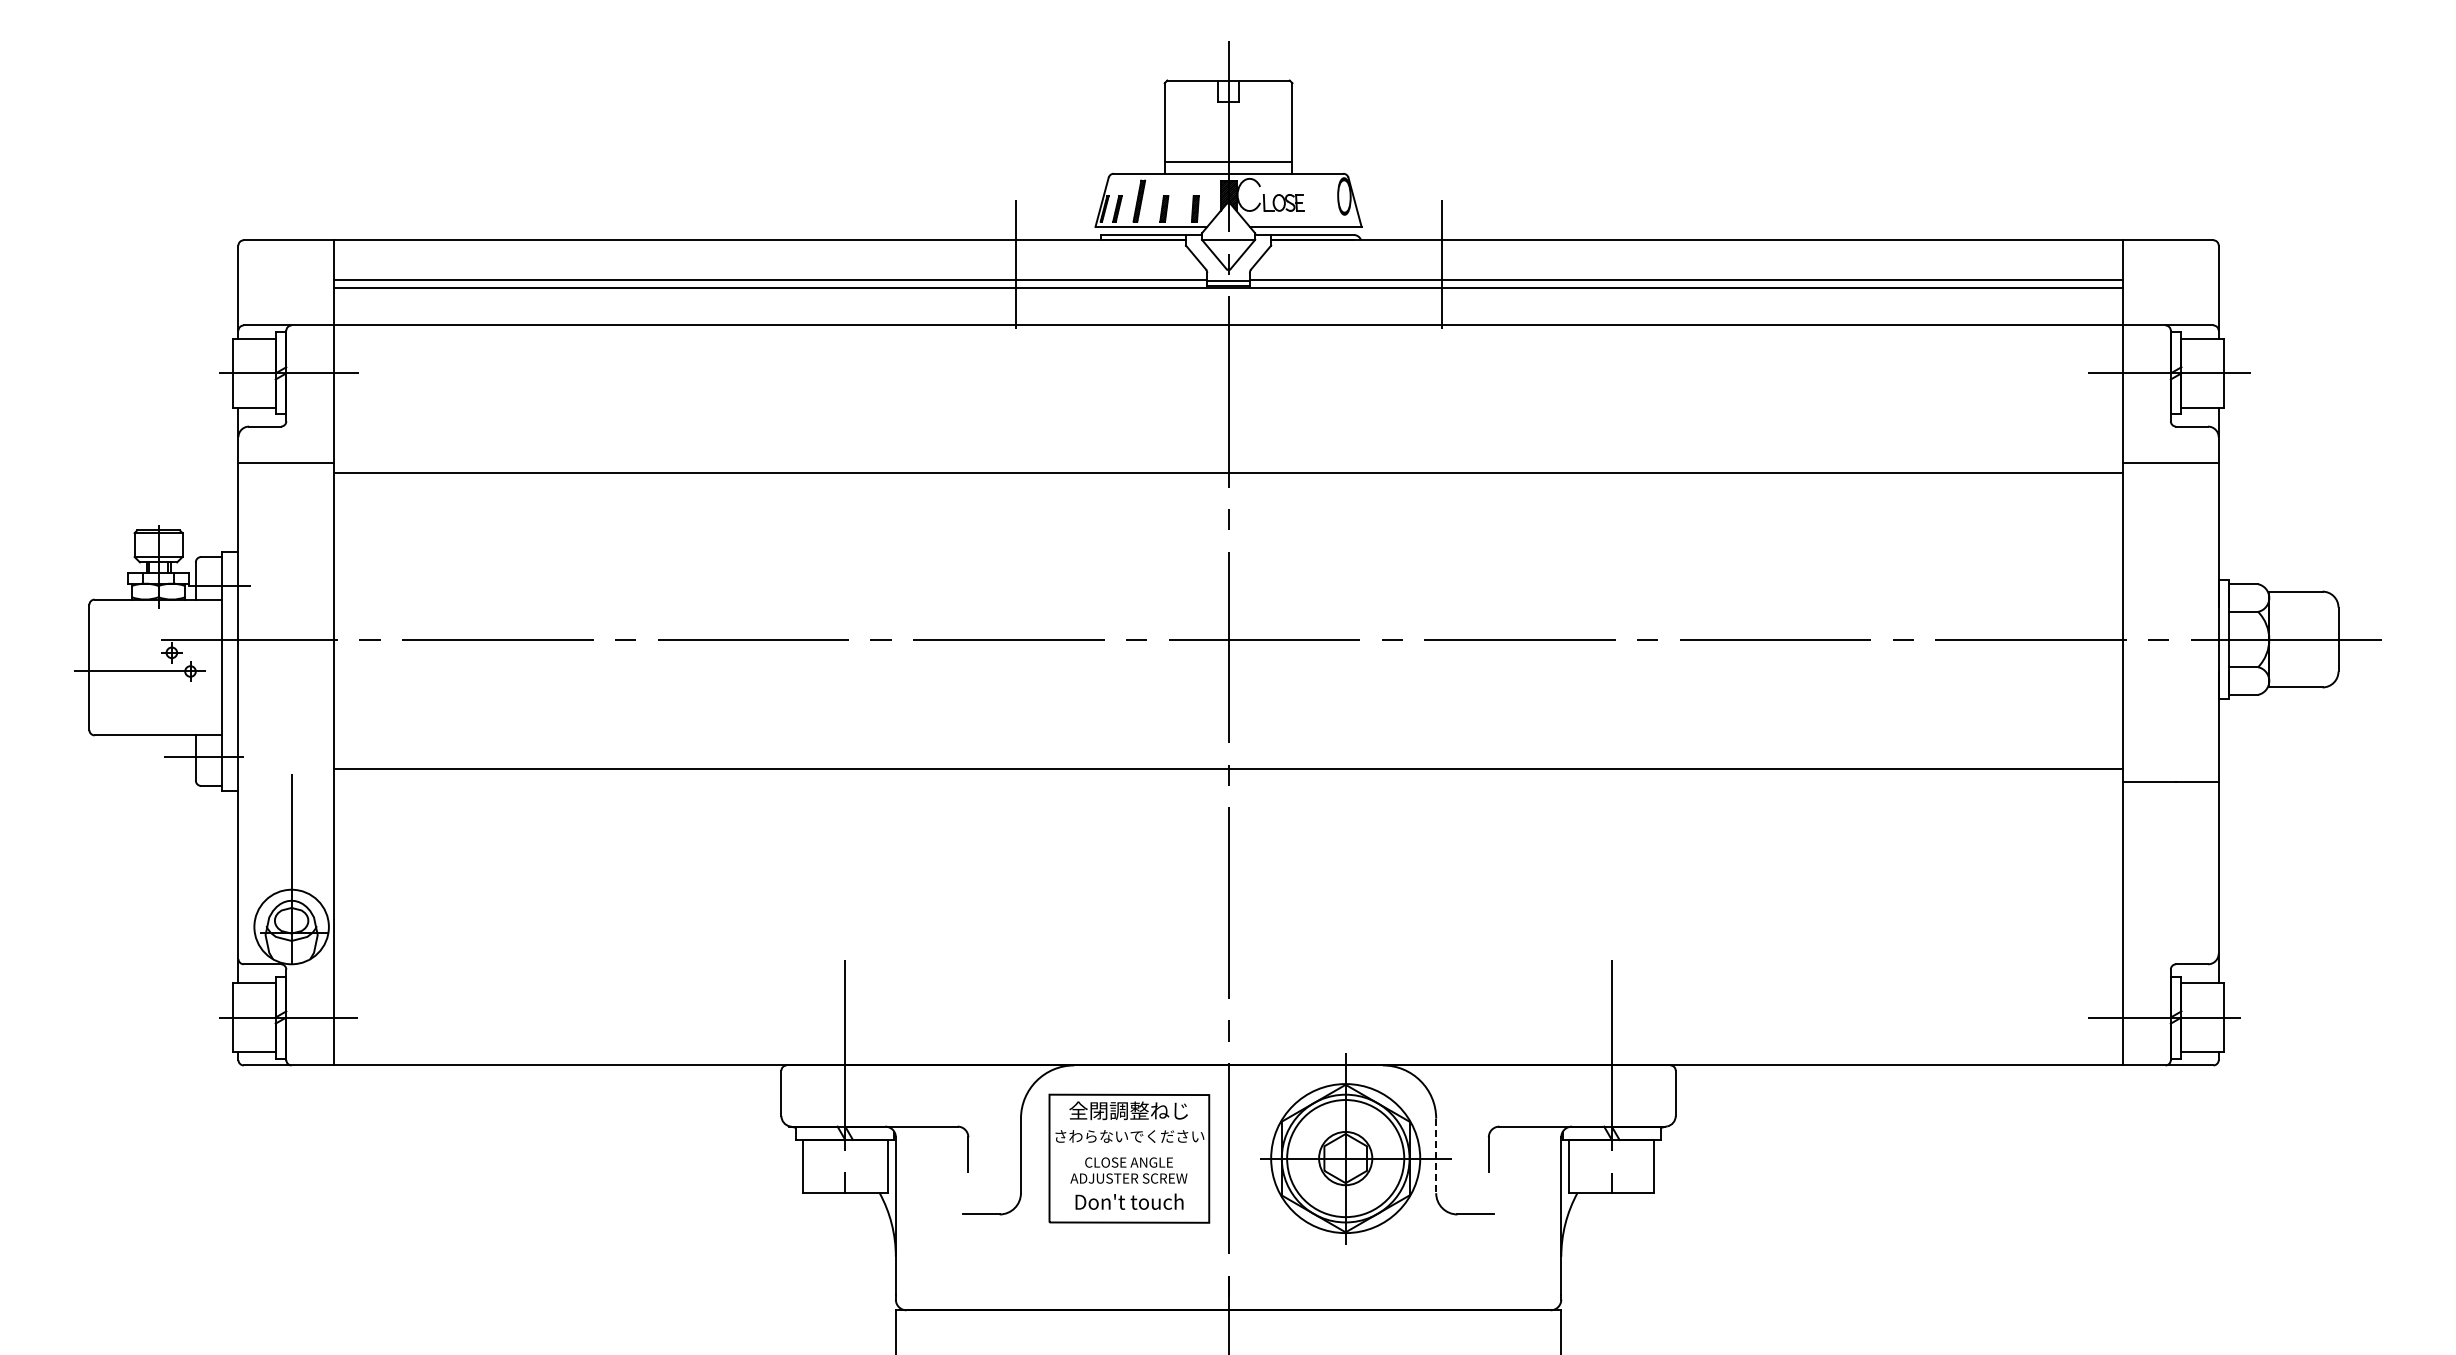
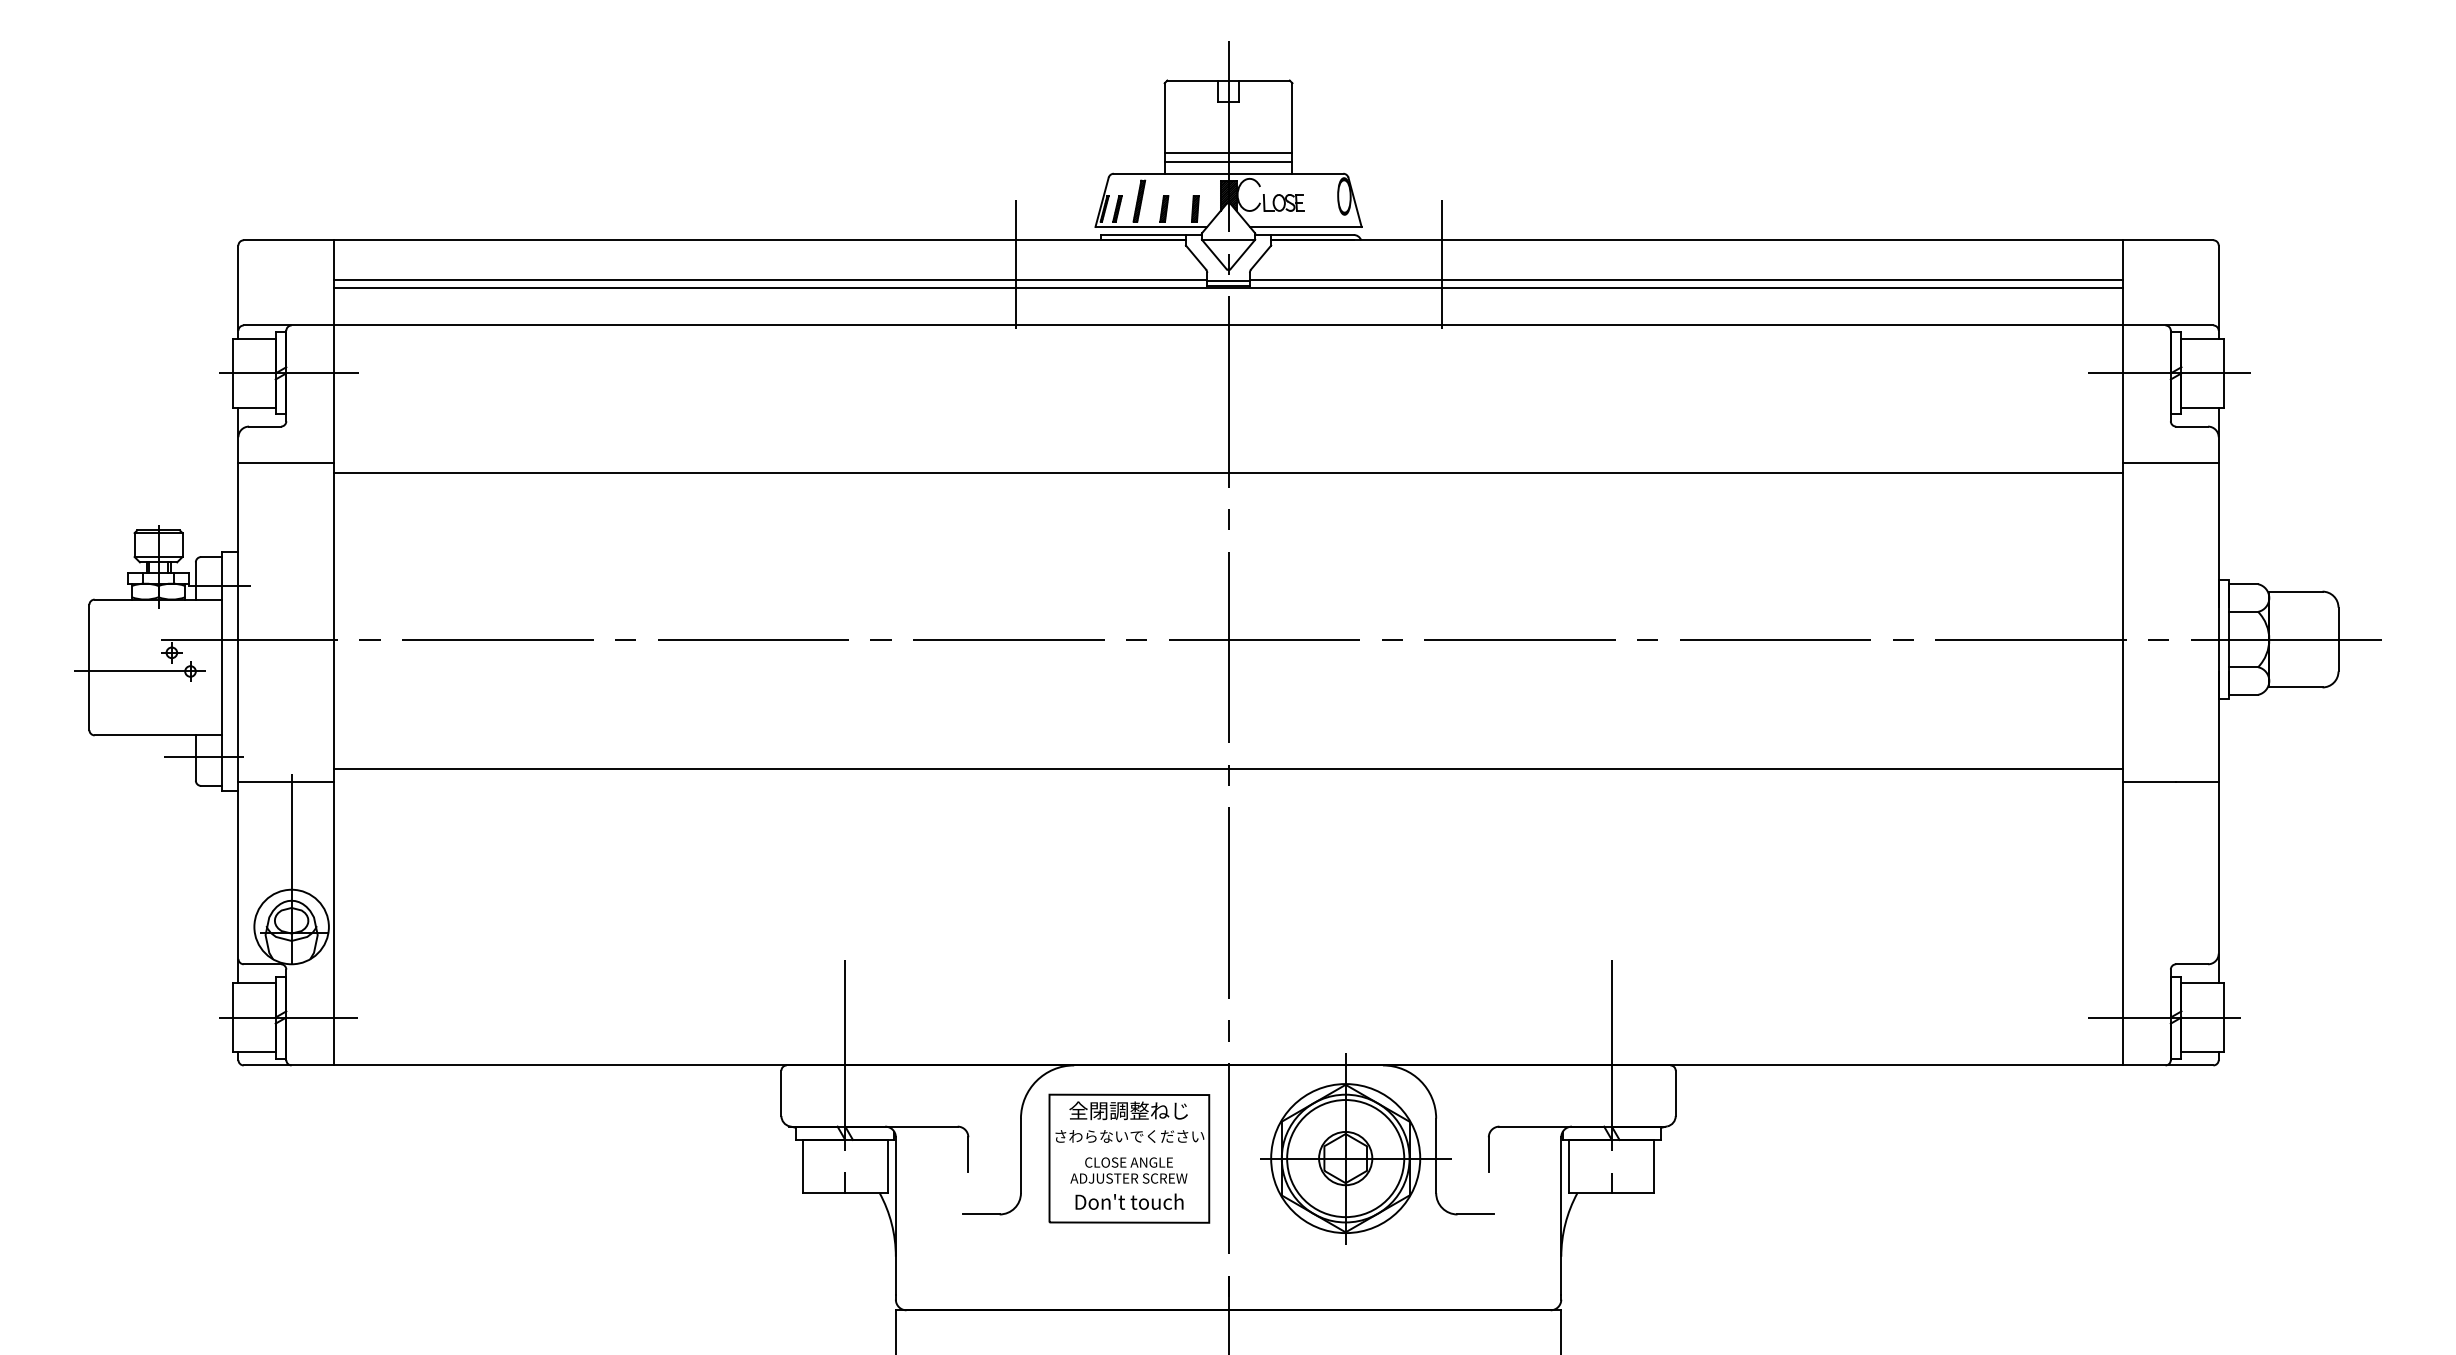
line: none -> present (1228, 152)
line: none -> present (286, 781)
line: dashed -> solid (1436, 1156)
